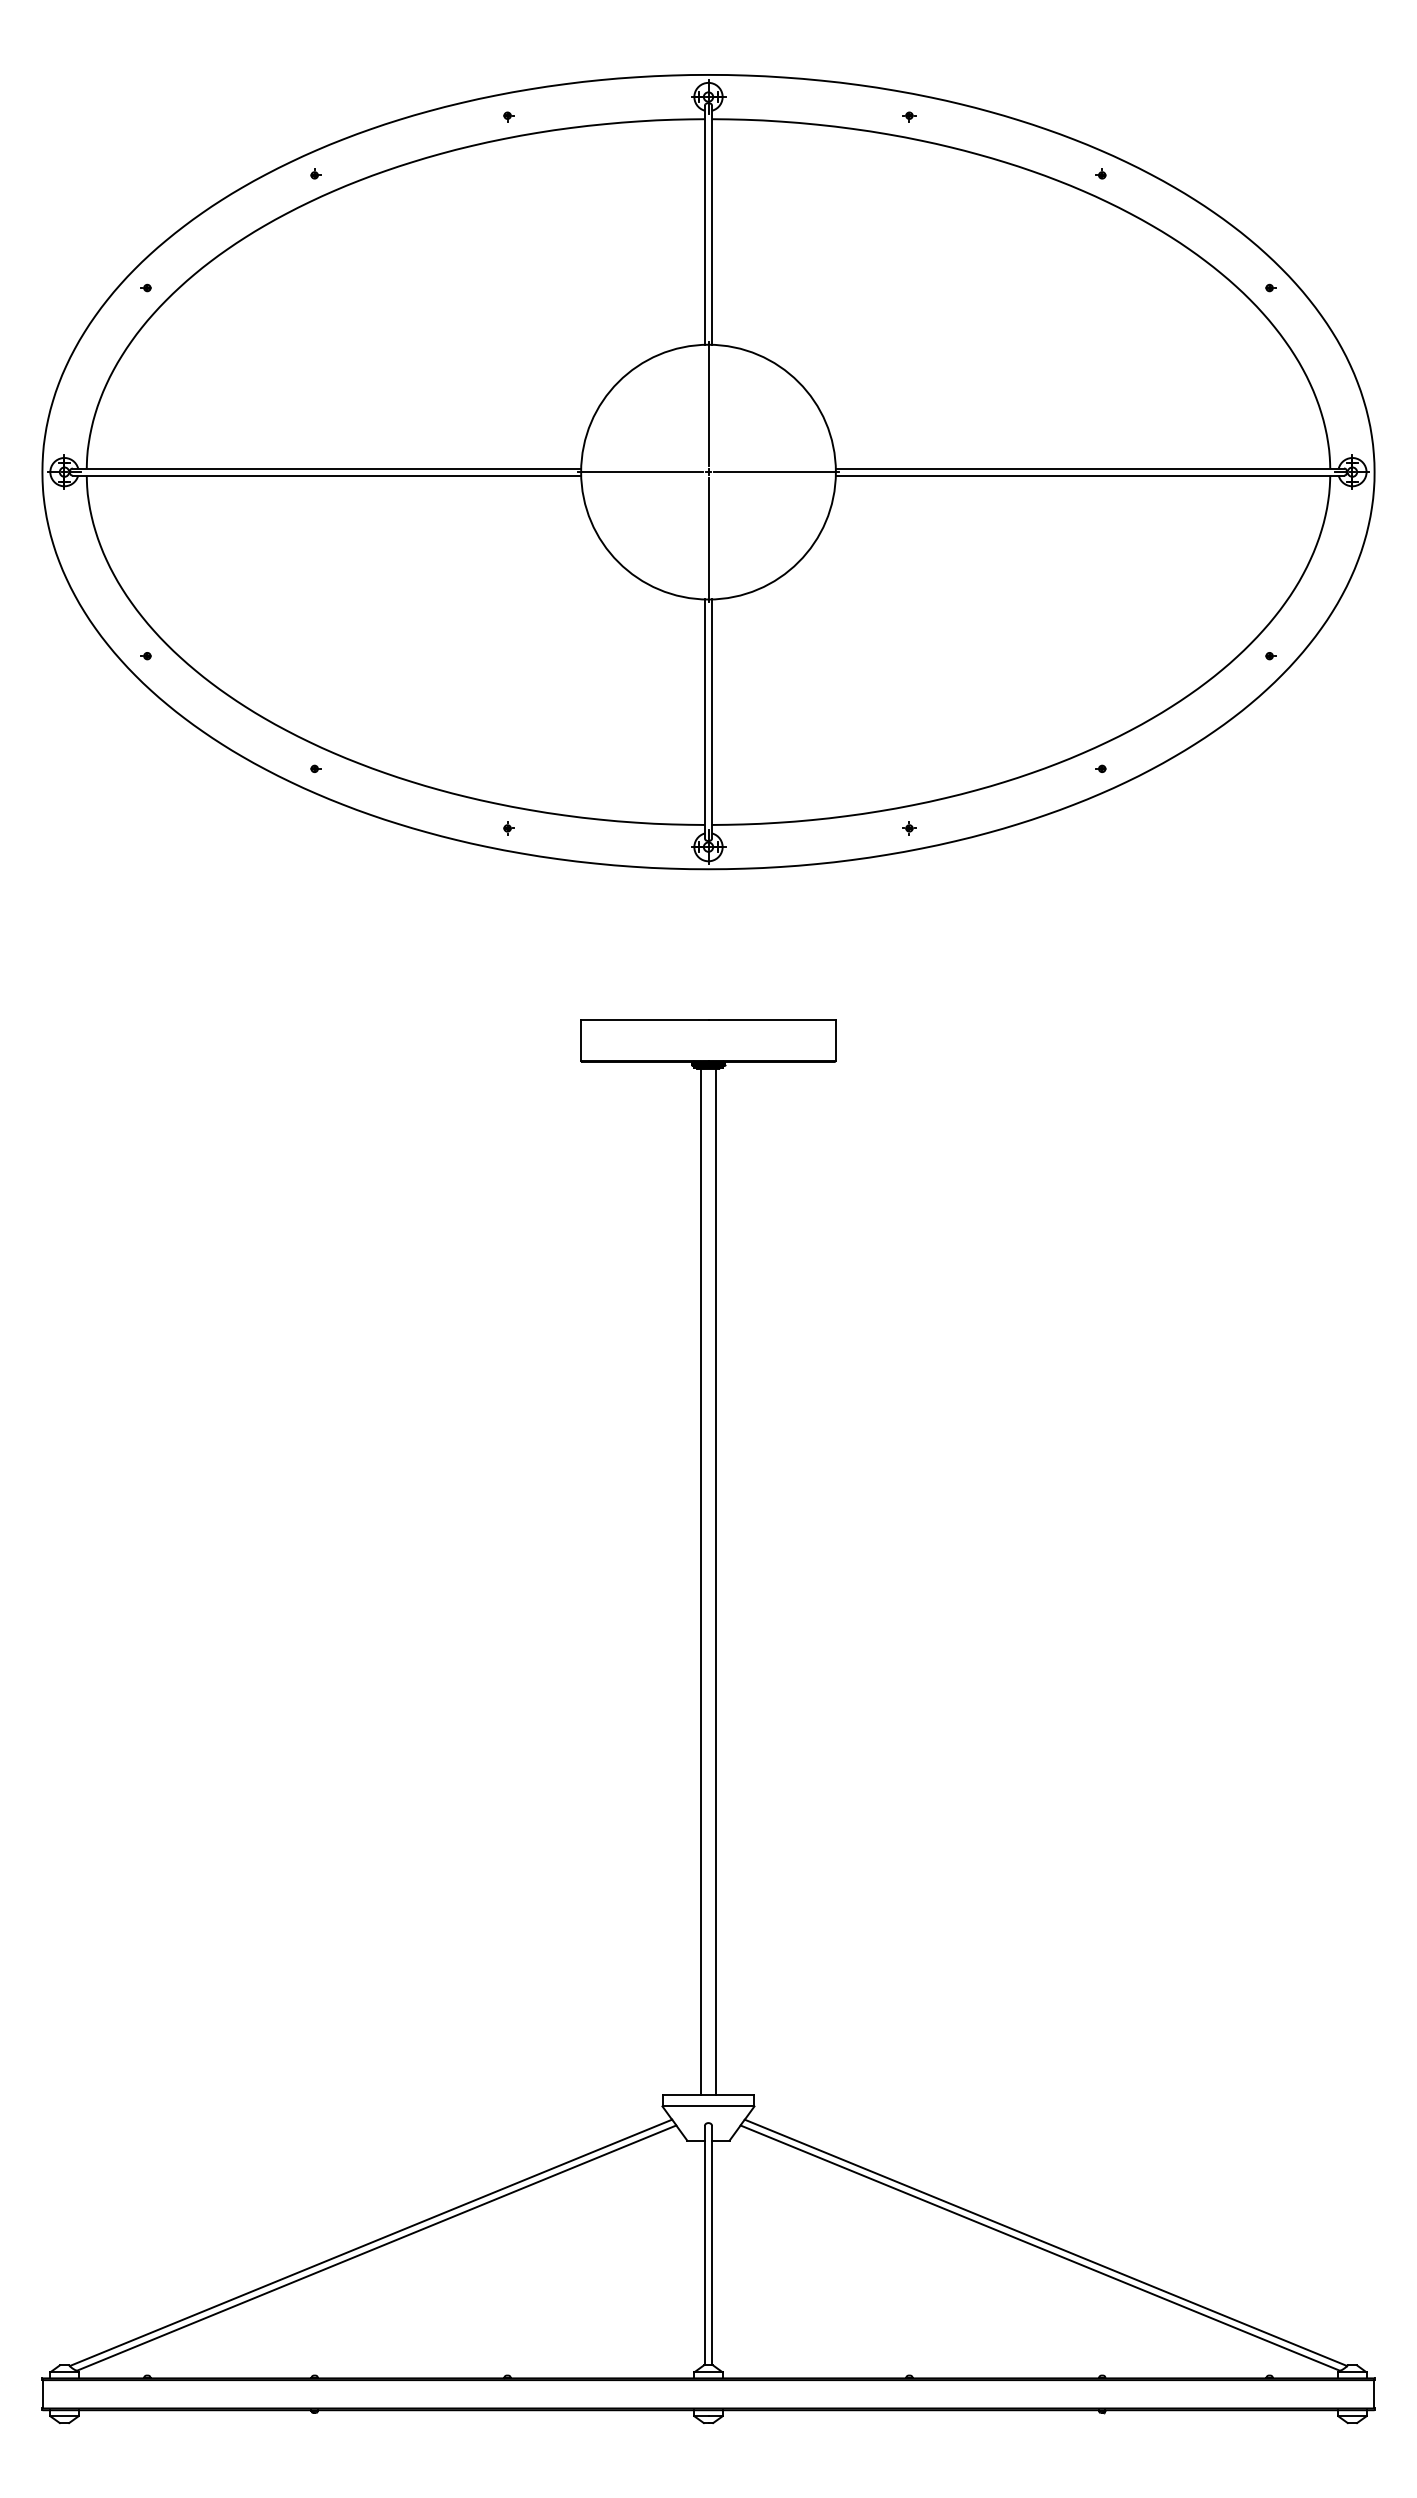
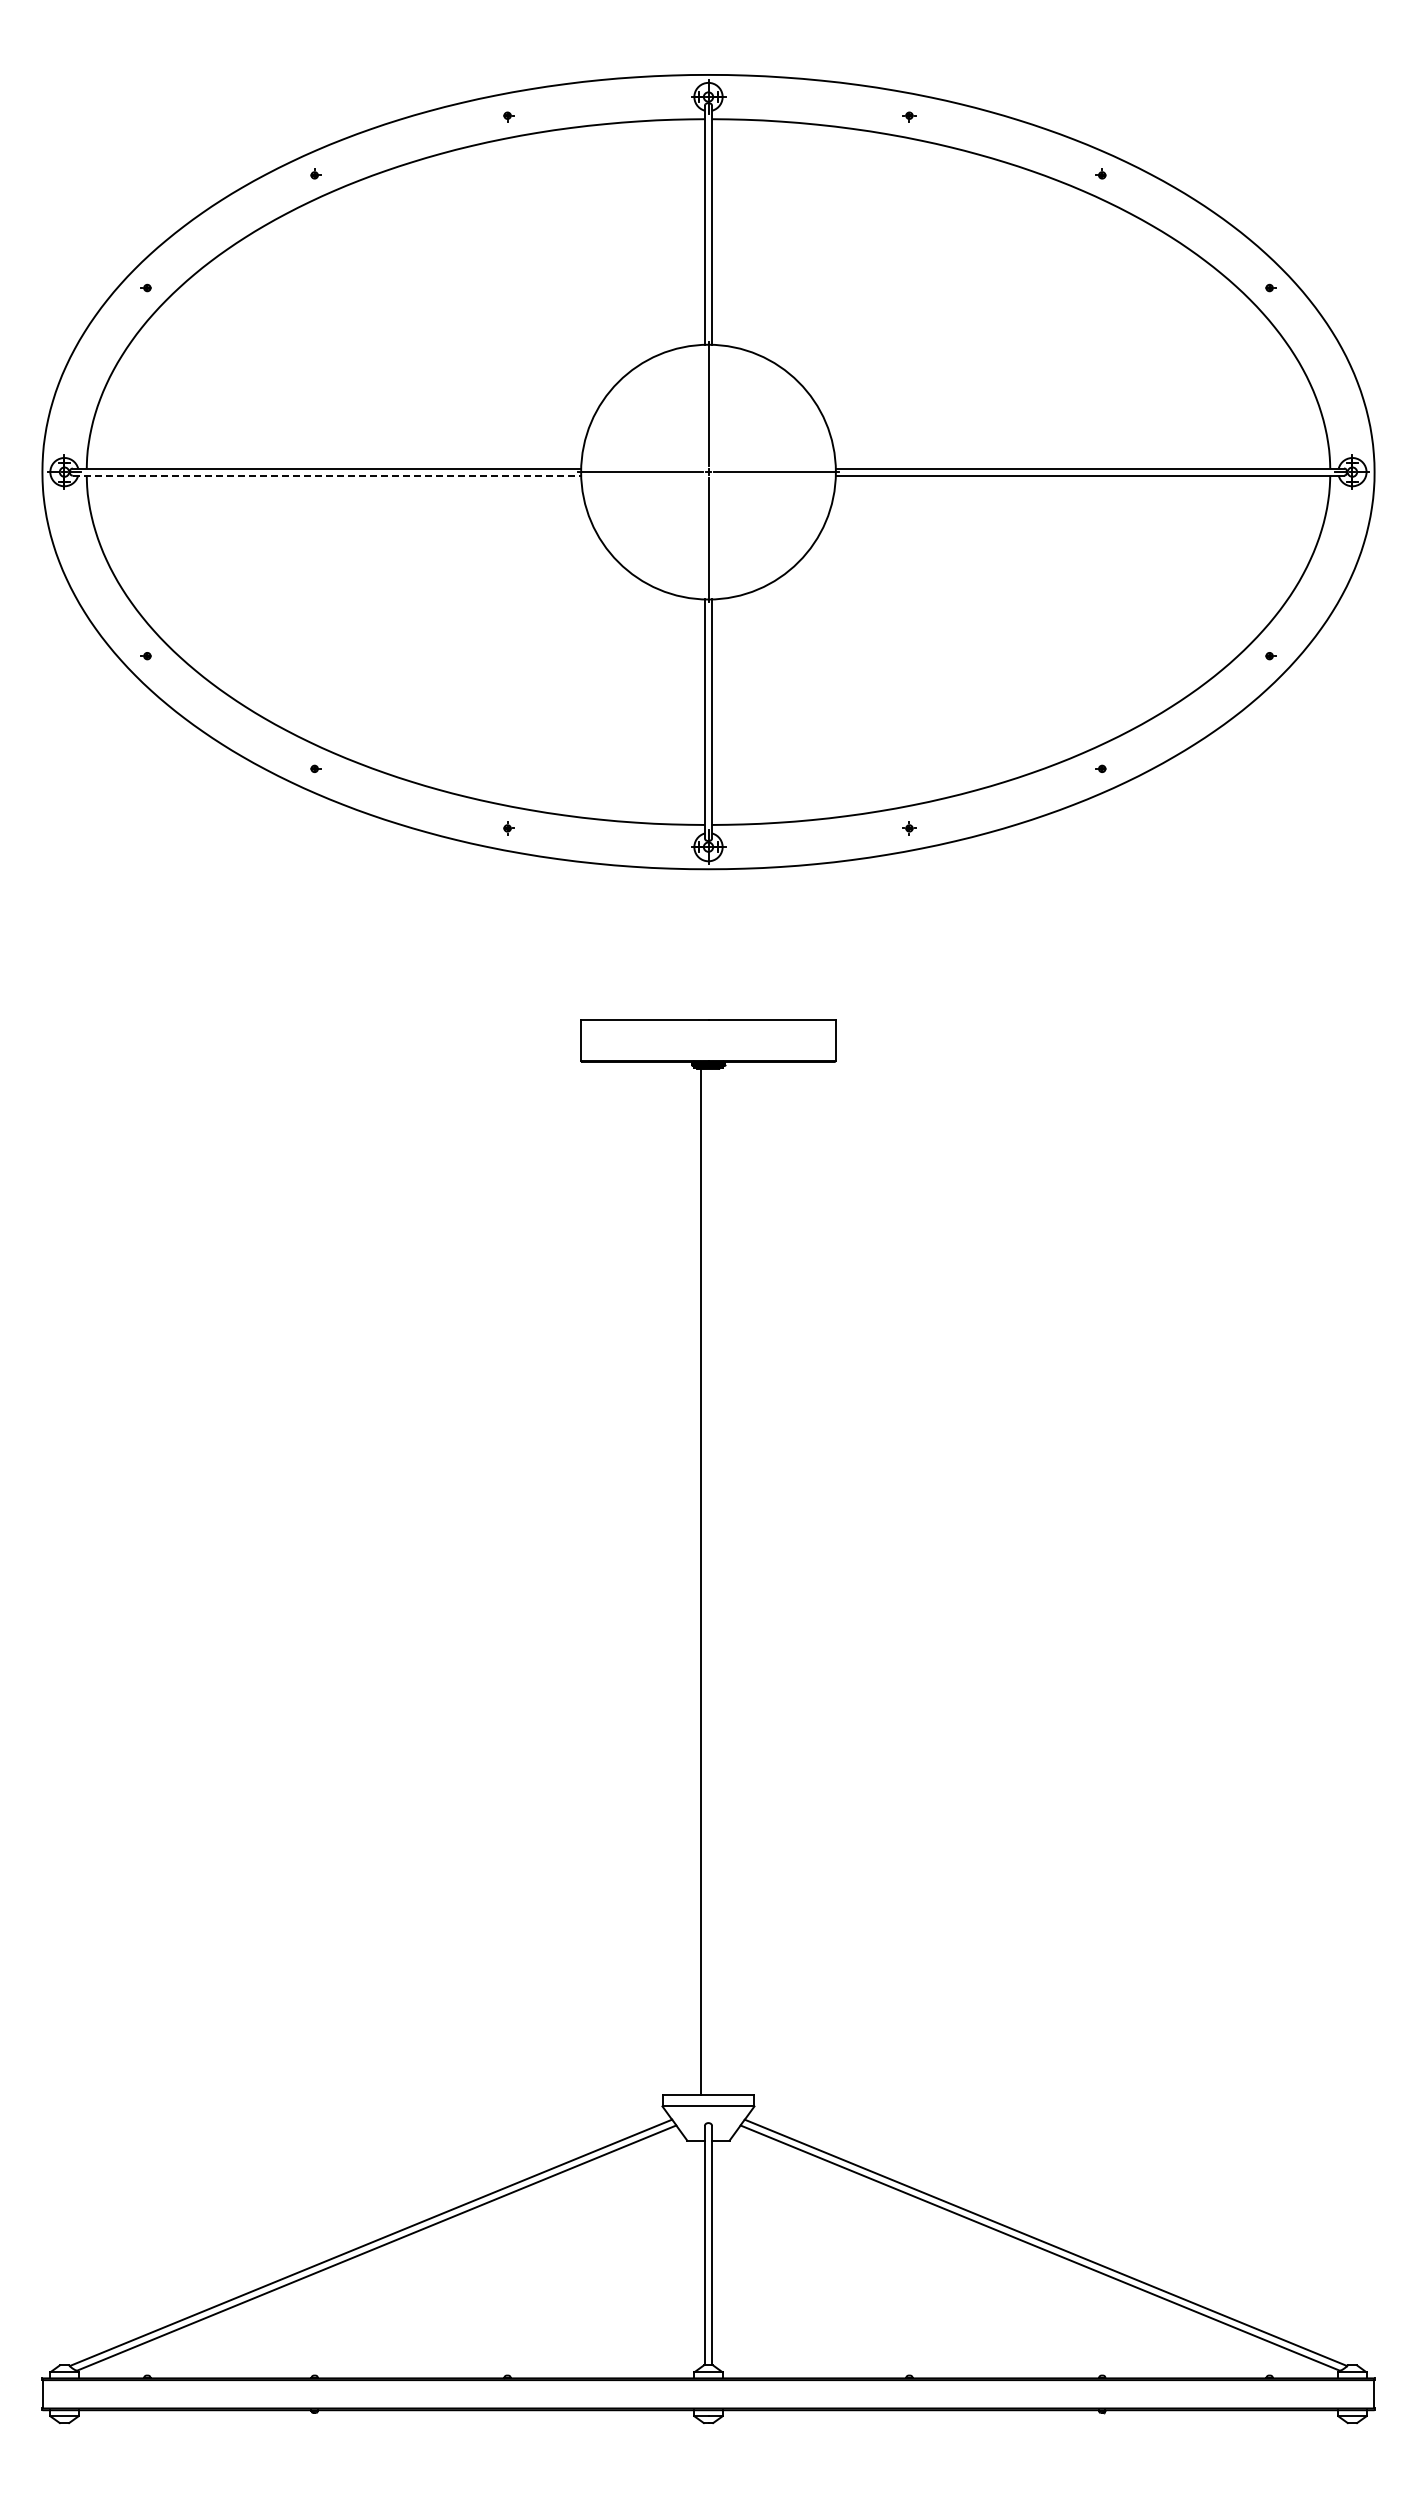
line: solid -> dashed (327, 475)
line: present -> none (715, 1581)
